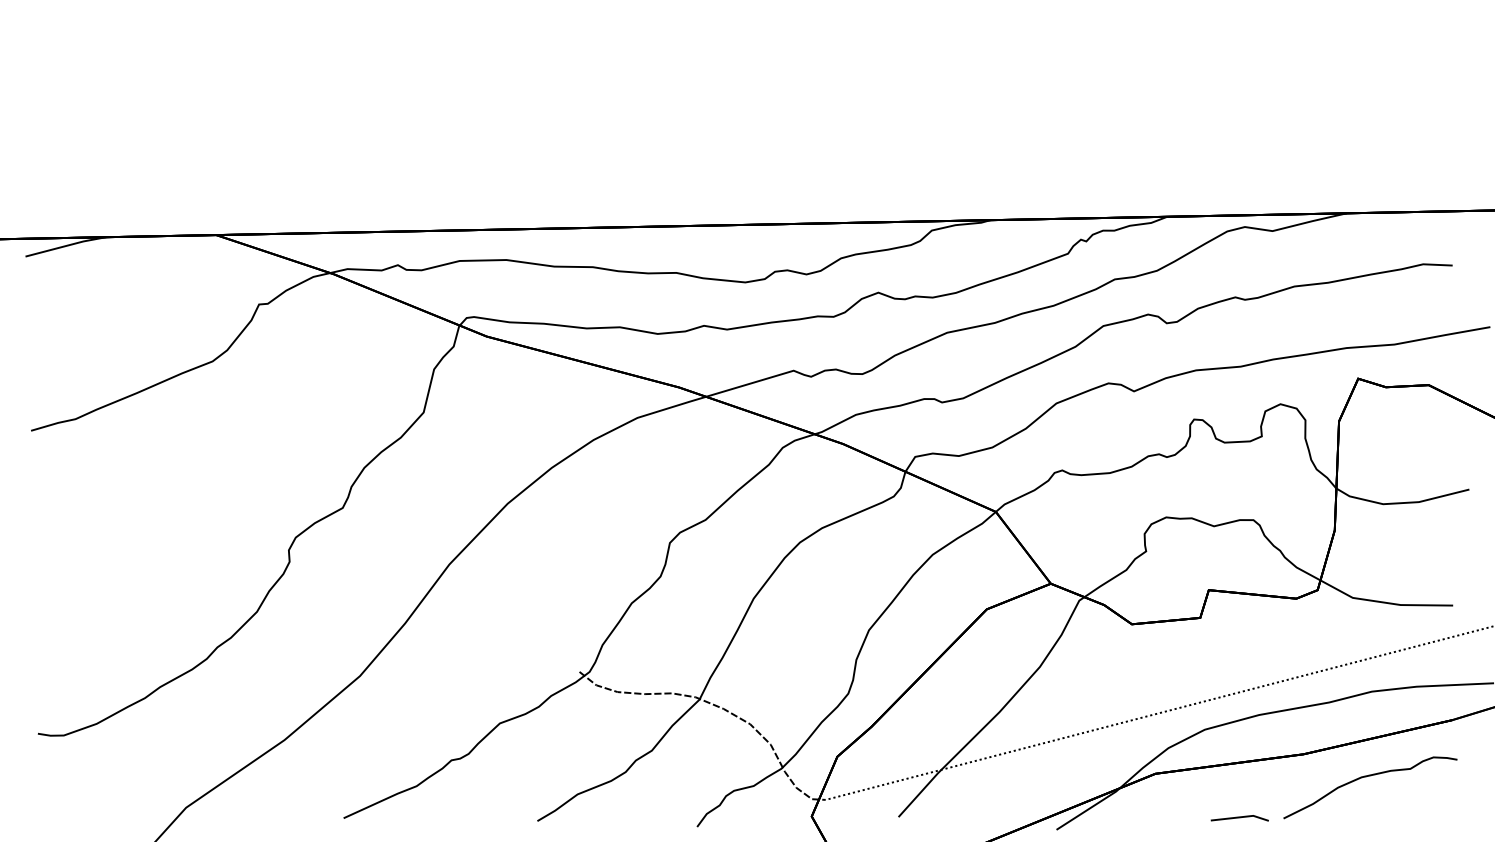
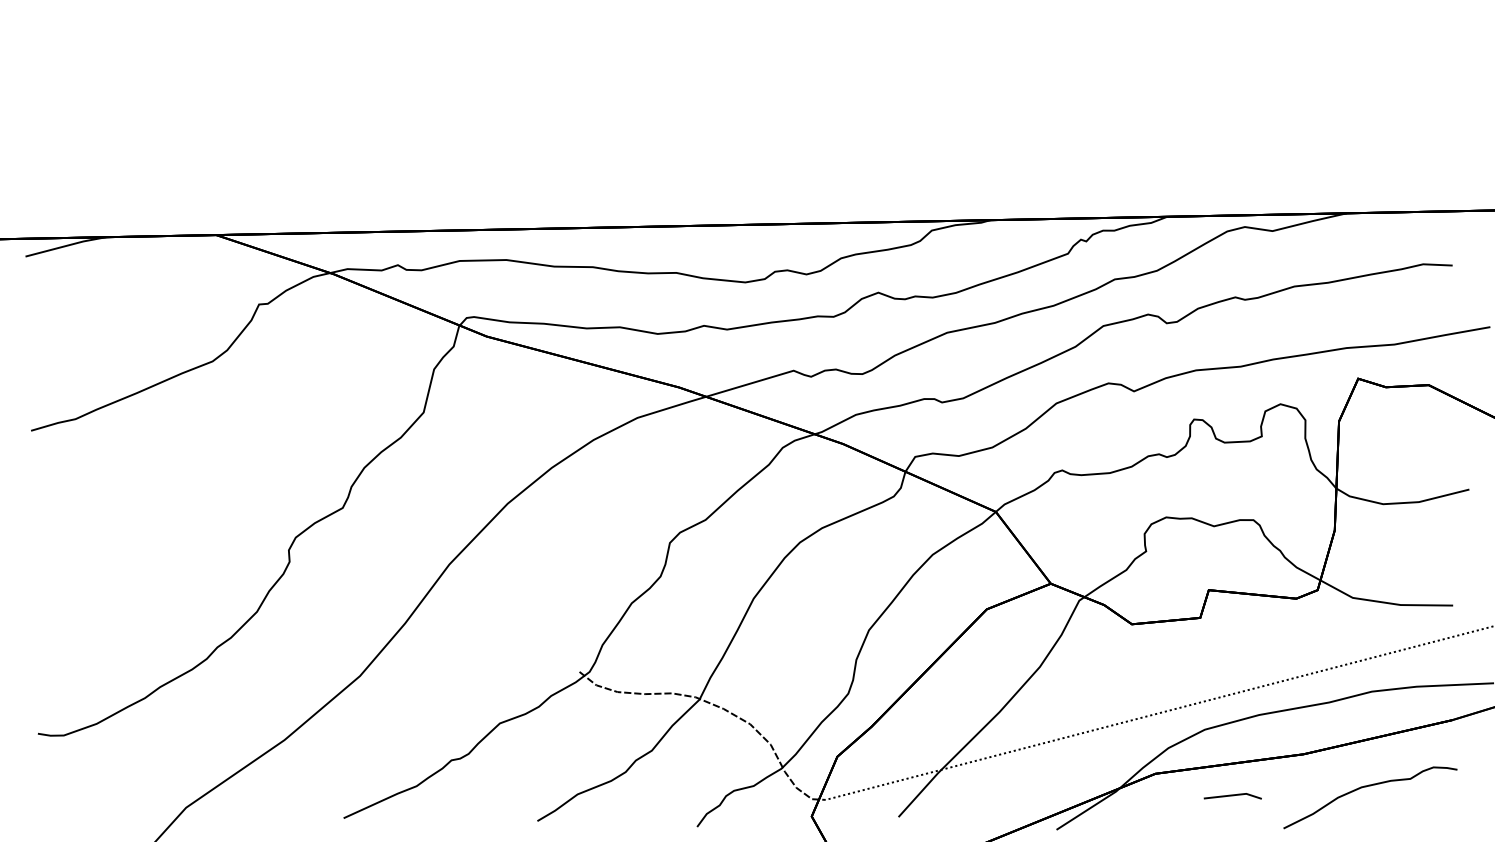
curve position: (1366, 777) -> (1366, 787) (1366, 787)
line position: (1239, 818) -> (1232, 796) (1232, 796)
